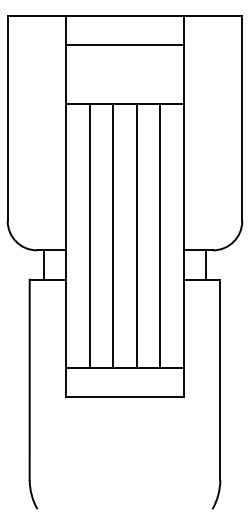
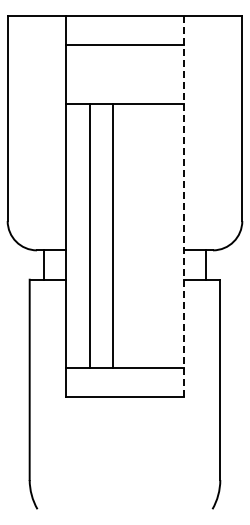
line: solid -> dashed (183, 206)
line: present -> none (136, 235)
line: present -> none (160, 235)
